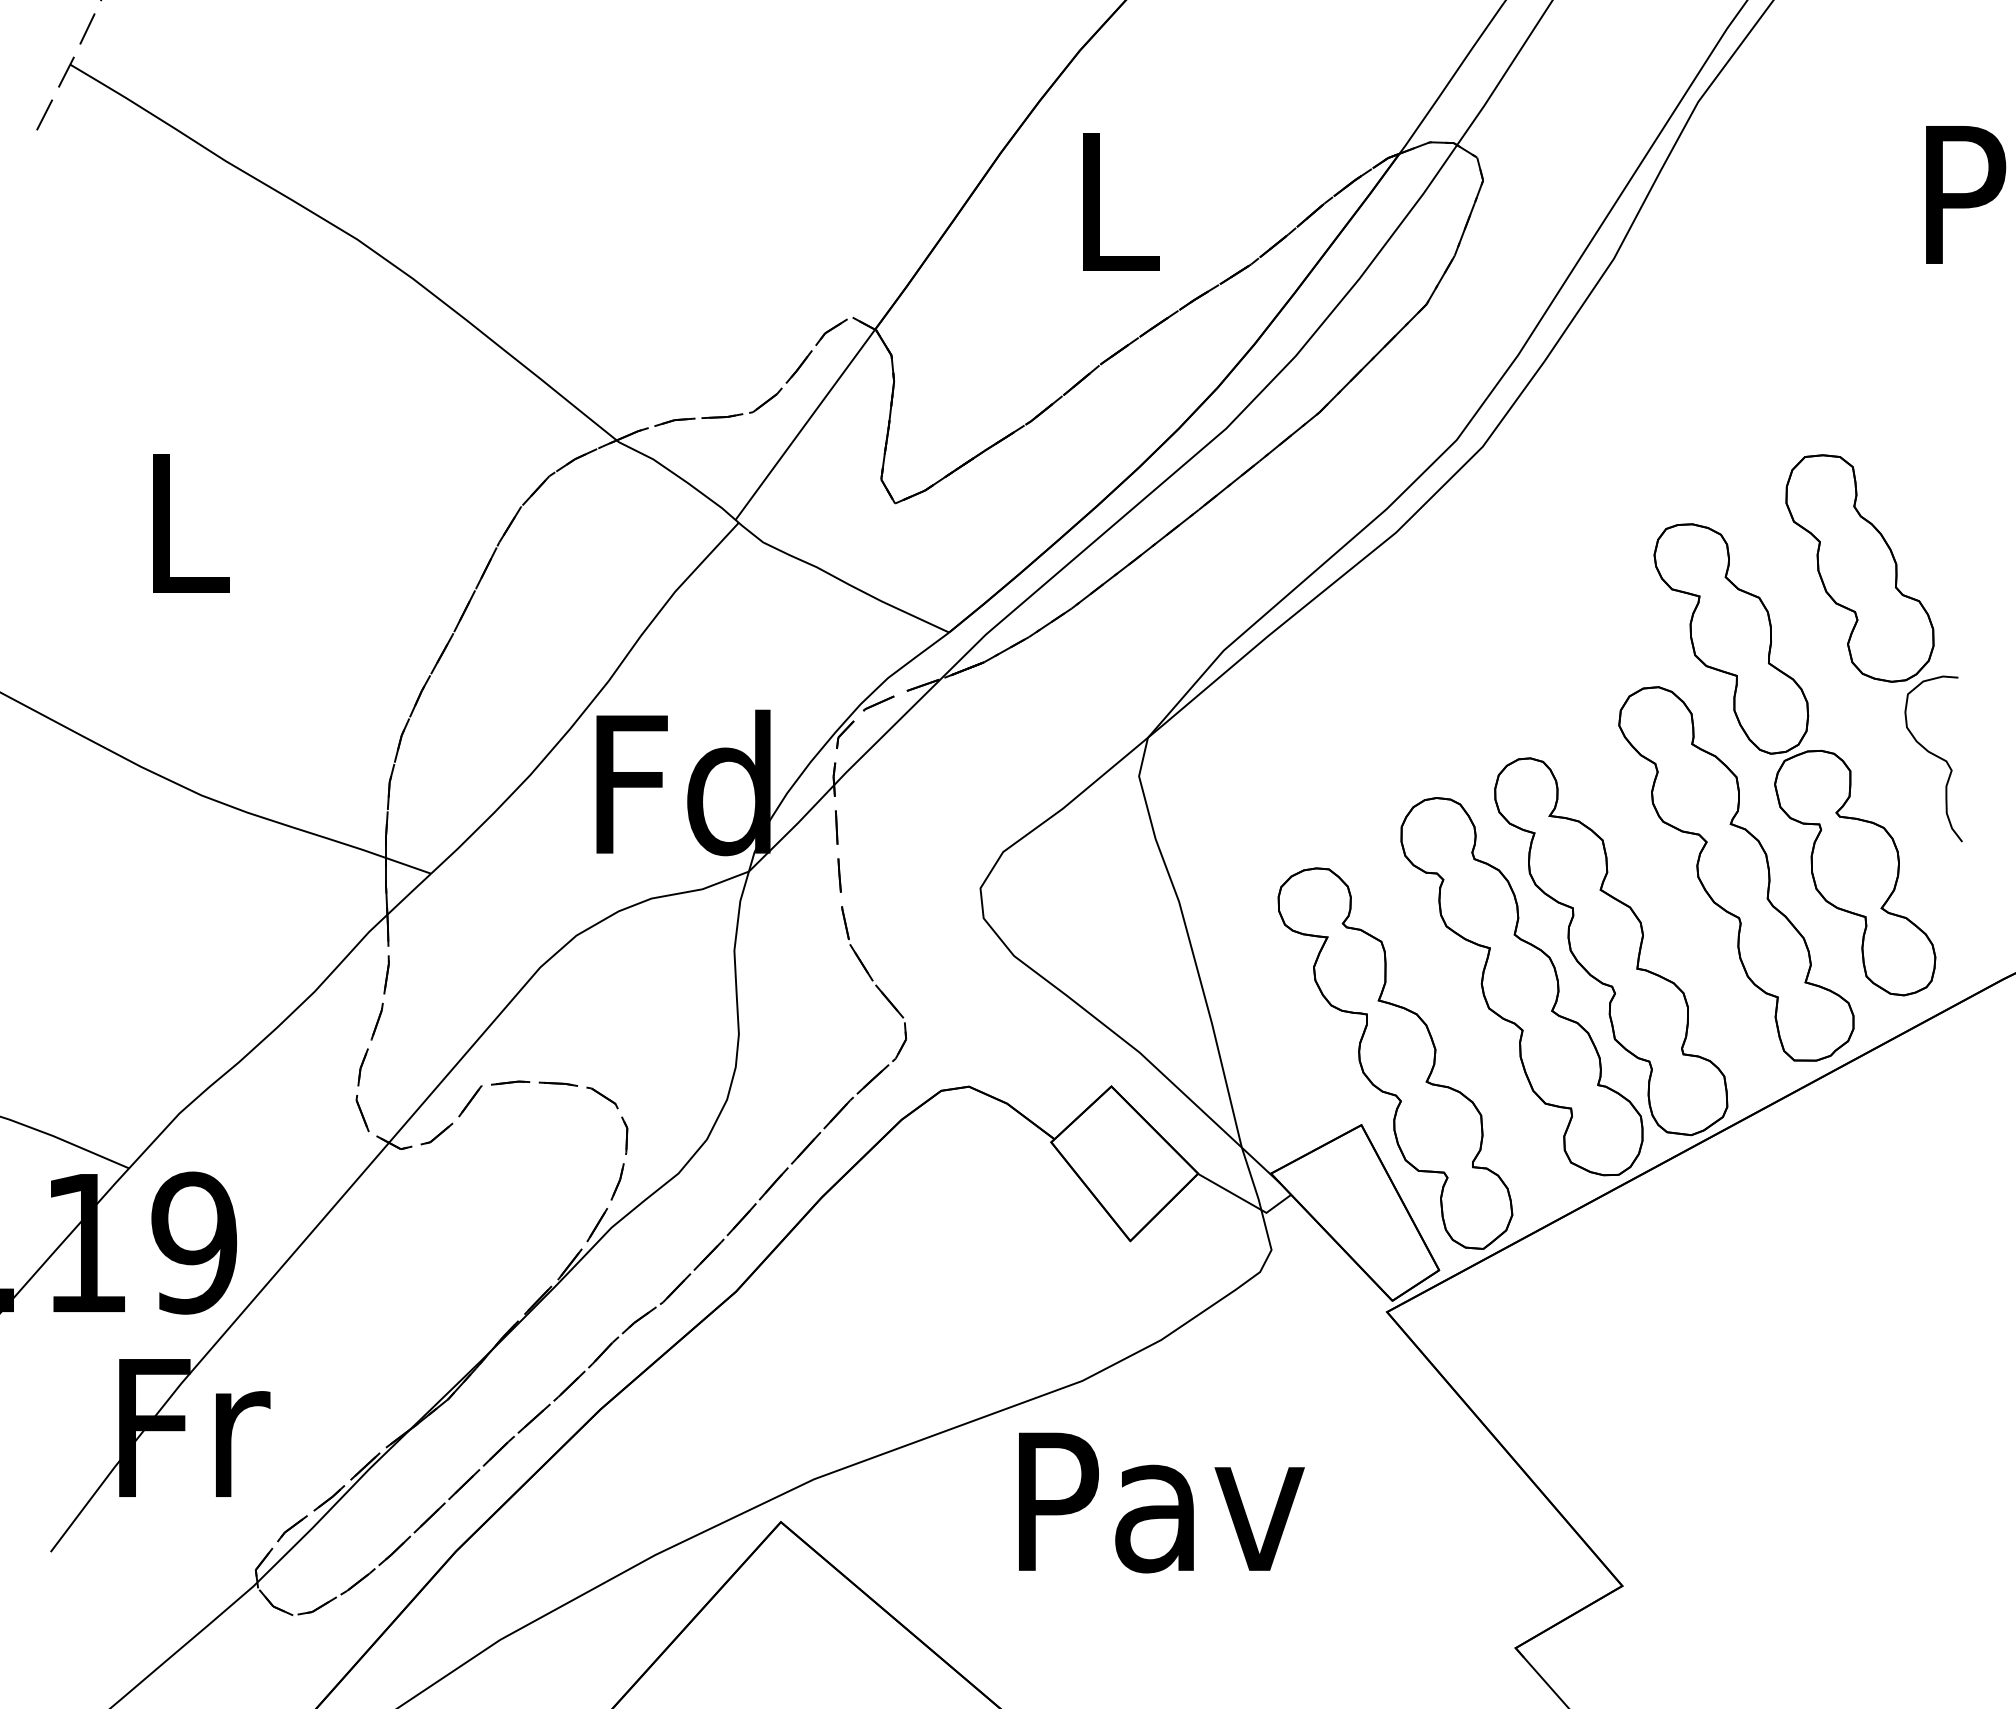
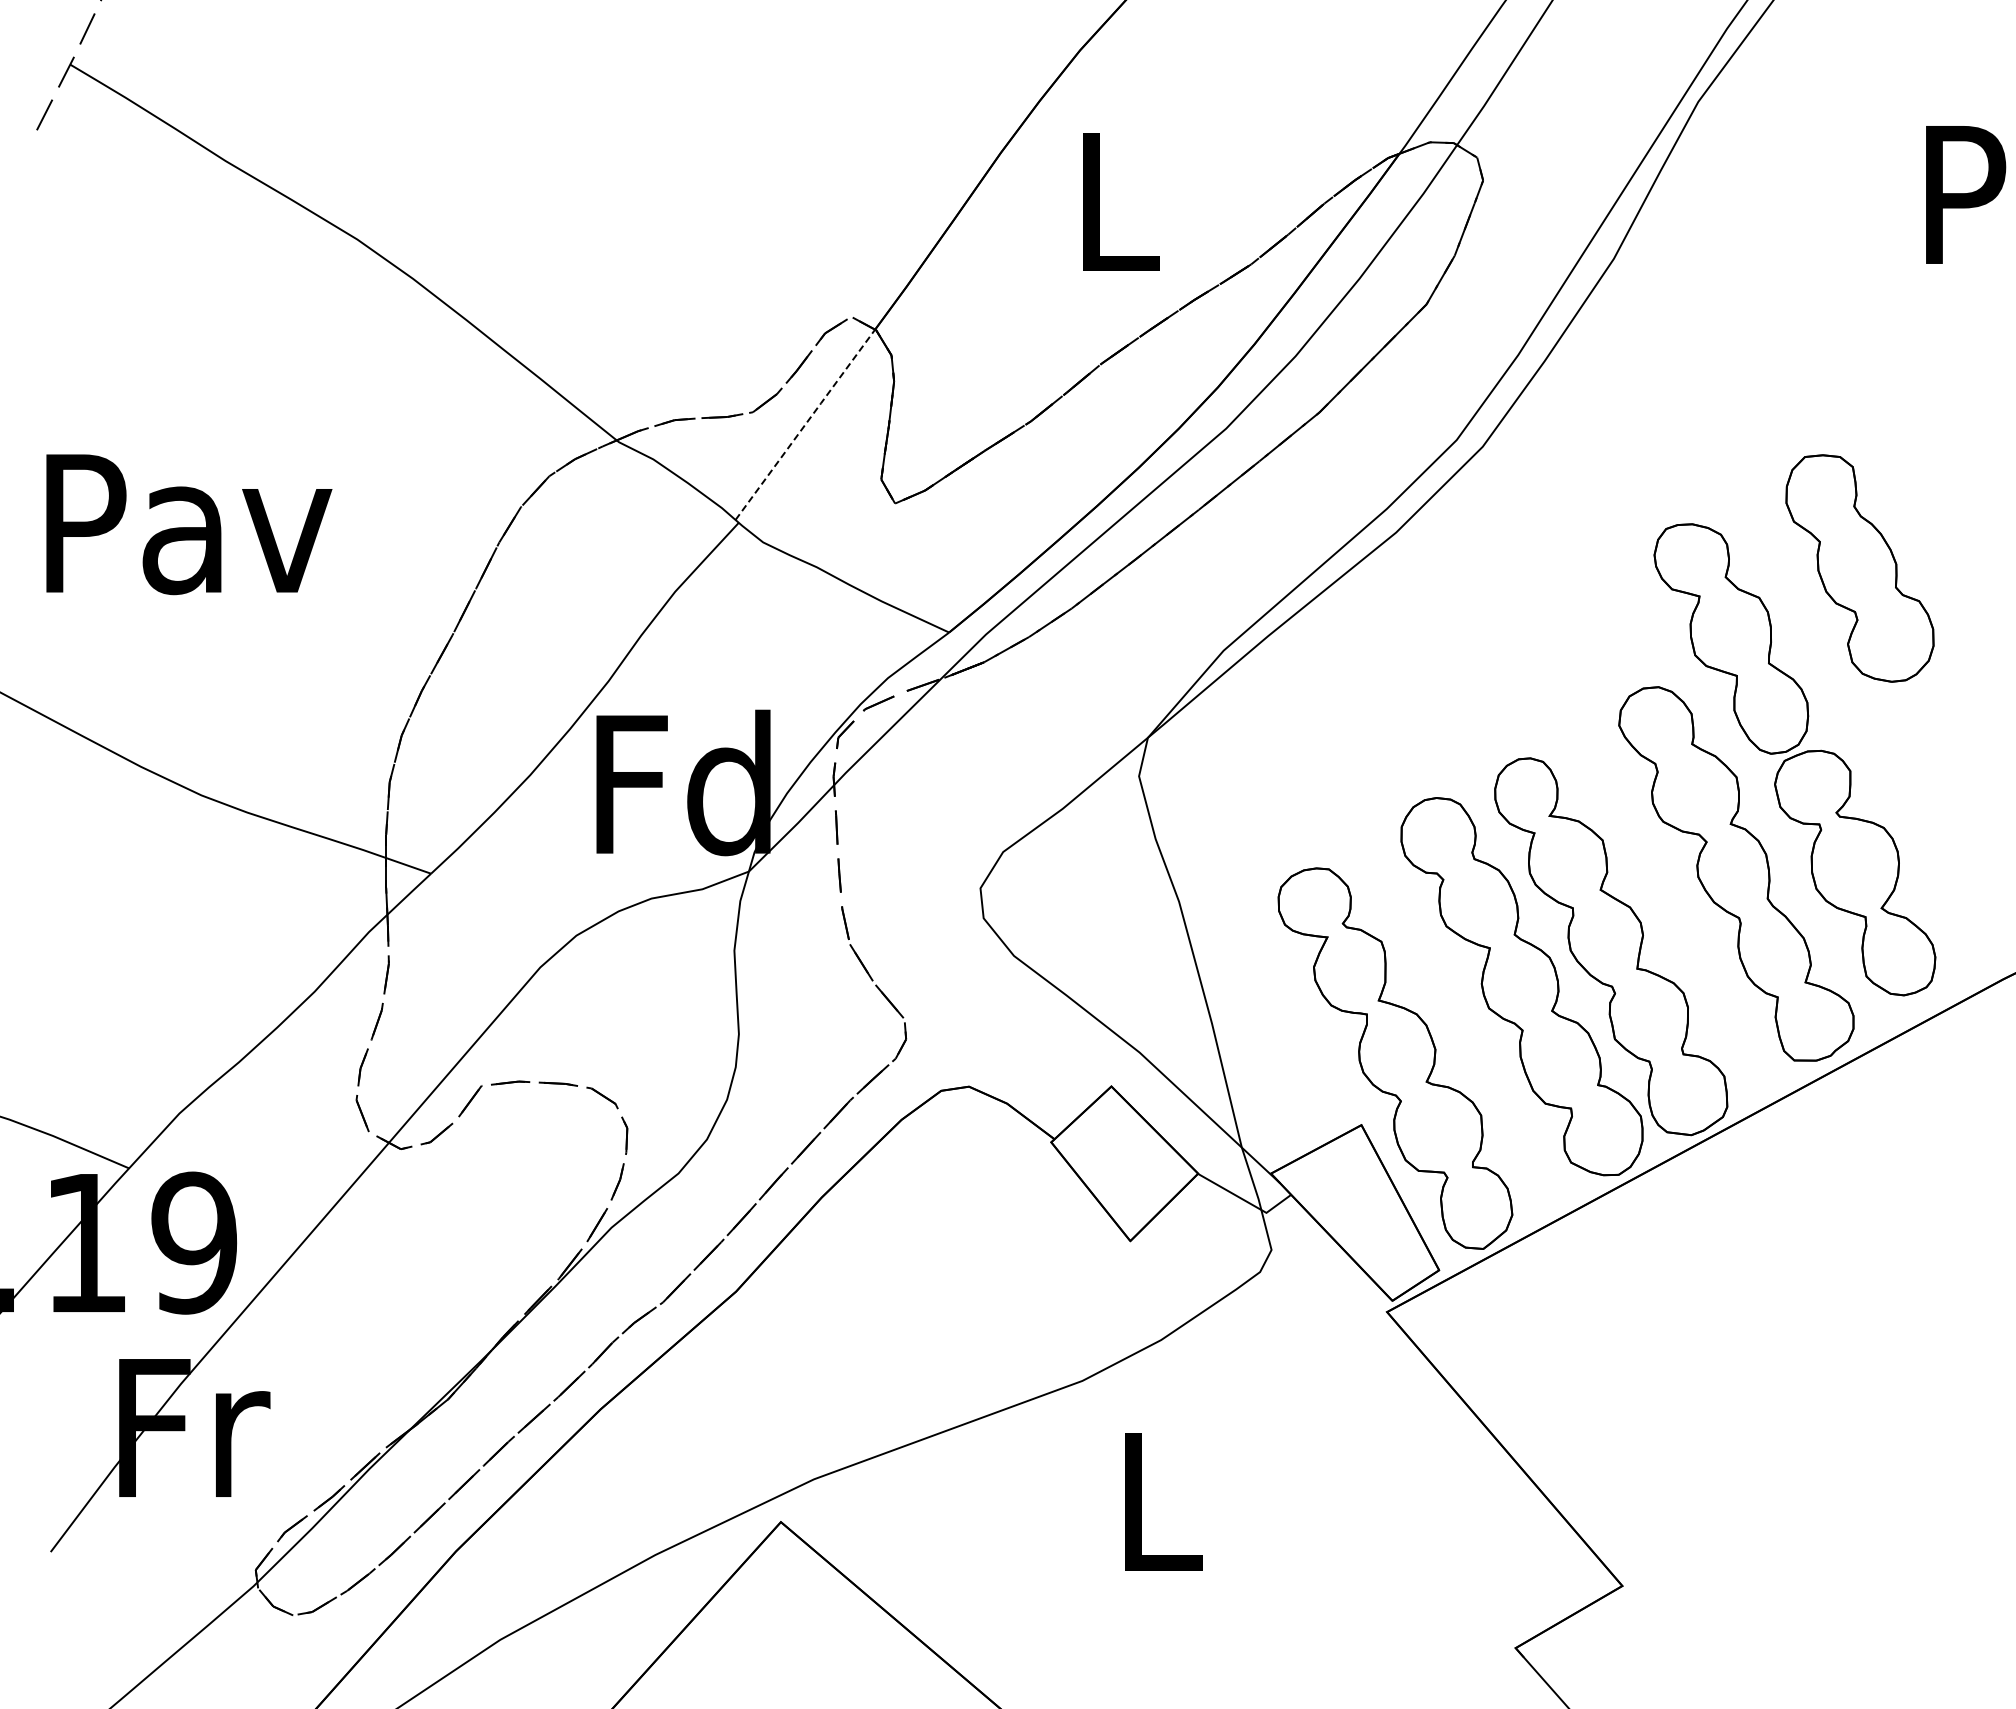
line: solid -> dashed (805, 424)
text: L -> Pav (189, 524)
curve: present -> none (1935, 756)
text: Pav -> L (1161, 1502)
